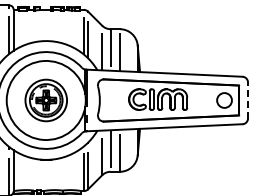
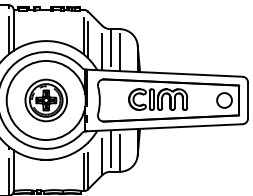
line: dashed -> solid (248, 100)
